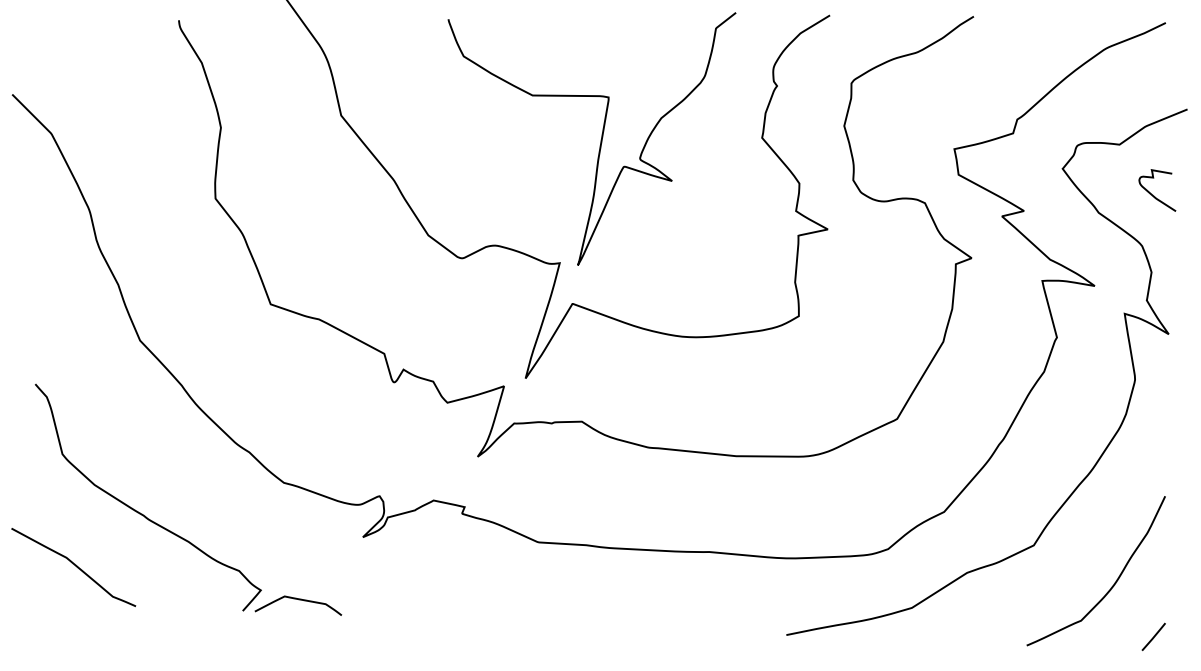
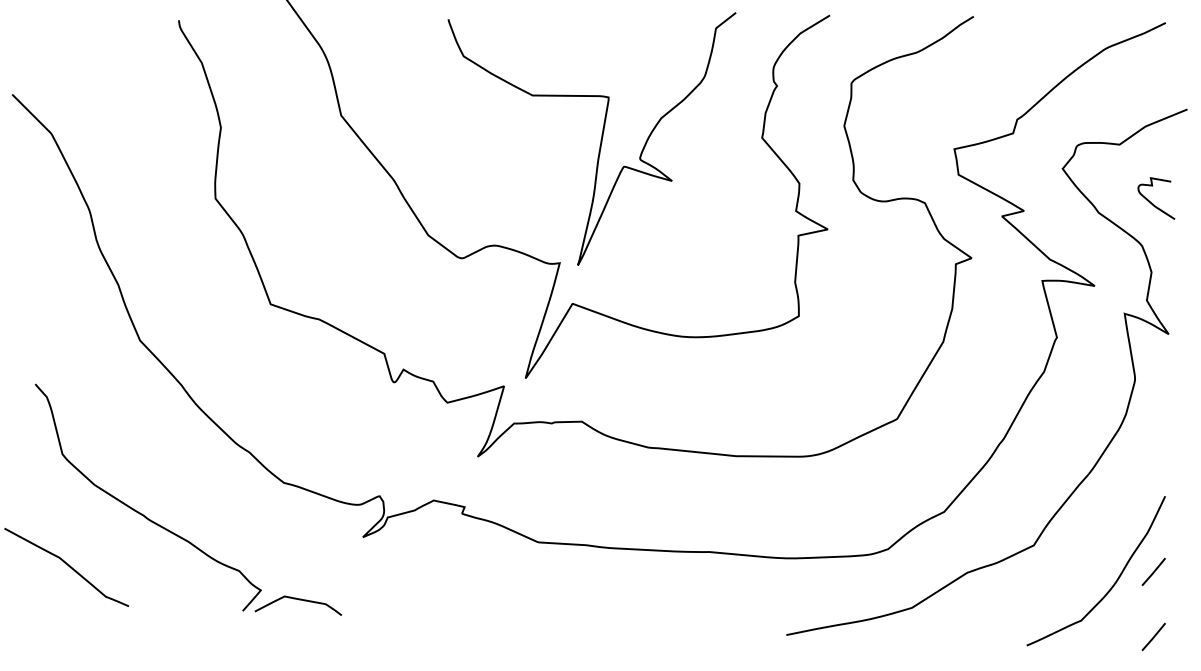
curve position: (1154, 195) -> (1153, 203) (1153, 203)
curve position: (74, 565) -> (67, 565) (67, 565)
line: none -> present (1153, 571)
